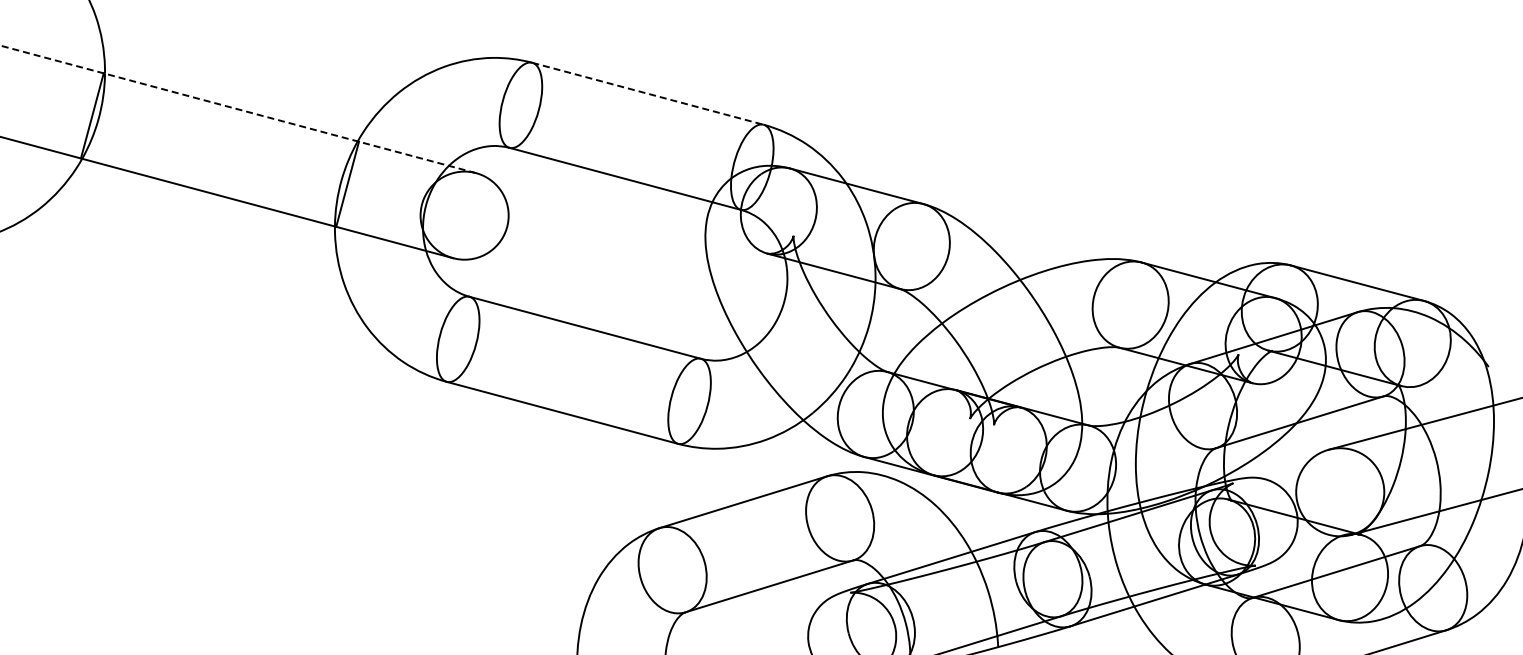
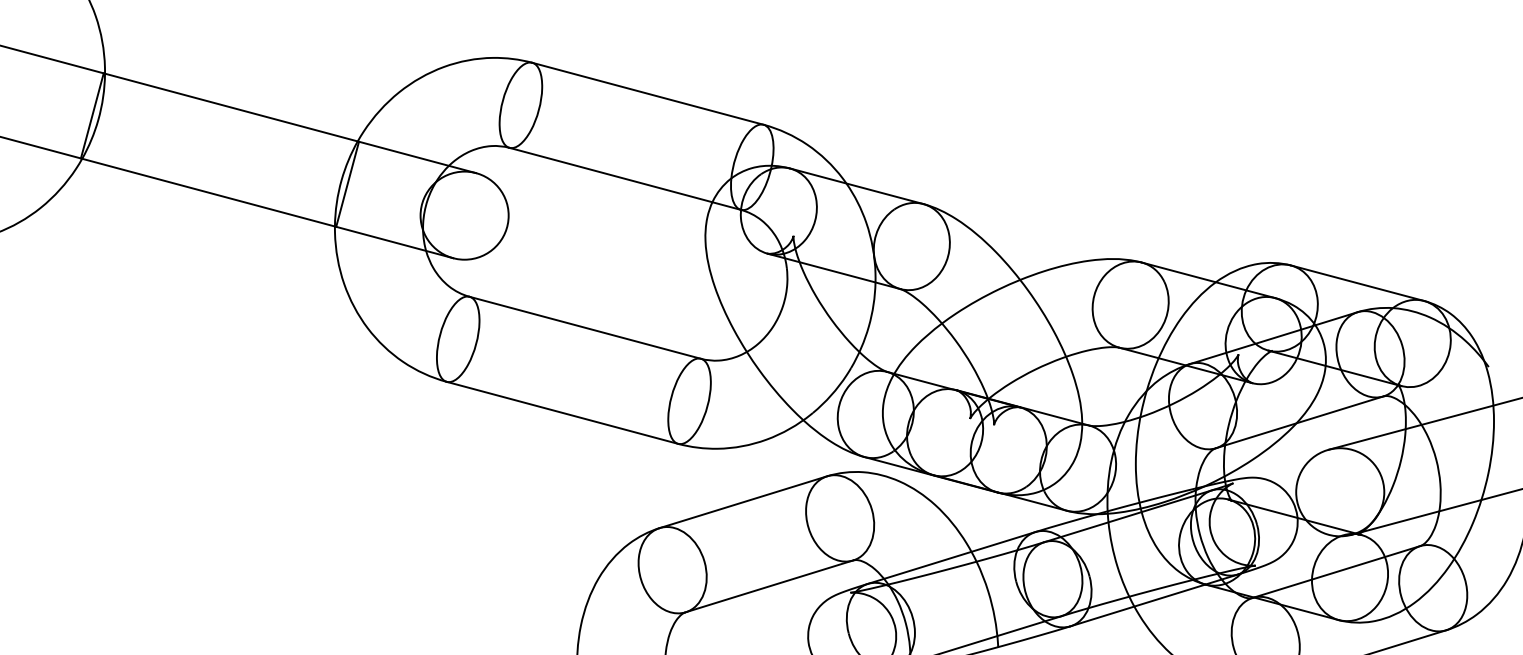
line: dashed -> solid (648, 93)
line: dashed -> solid (237, 109)
